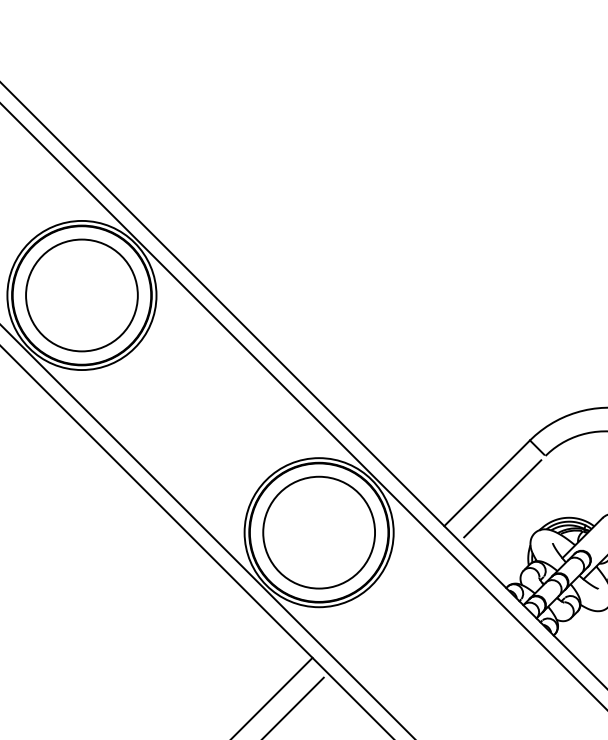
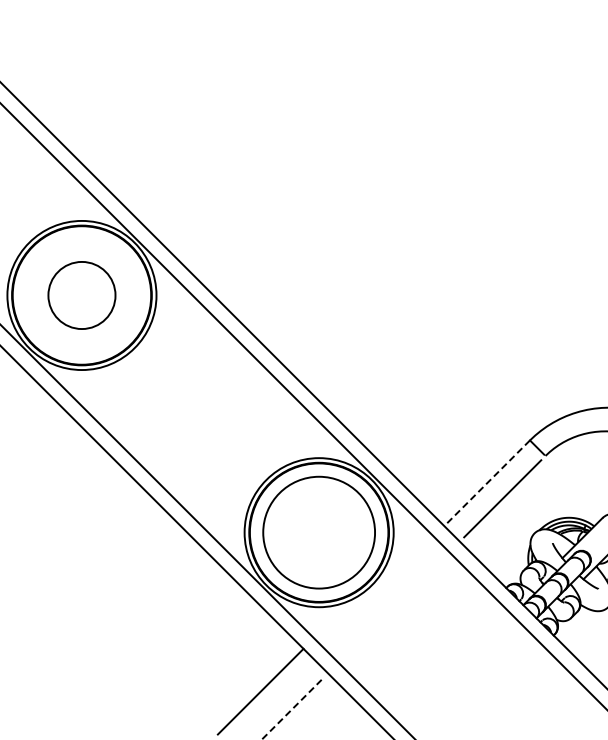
circle size: 114x115 px -> 70x69 px (81, 295)
line: solid -> dashed (487, 483)
line position: (272, 696) -> (260, 691) (260, 691)
line: solid -> dashed (292, 708)
